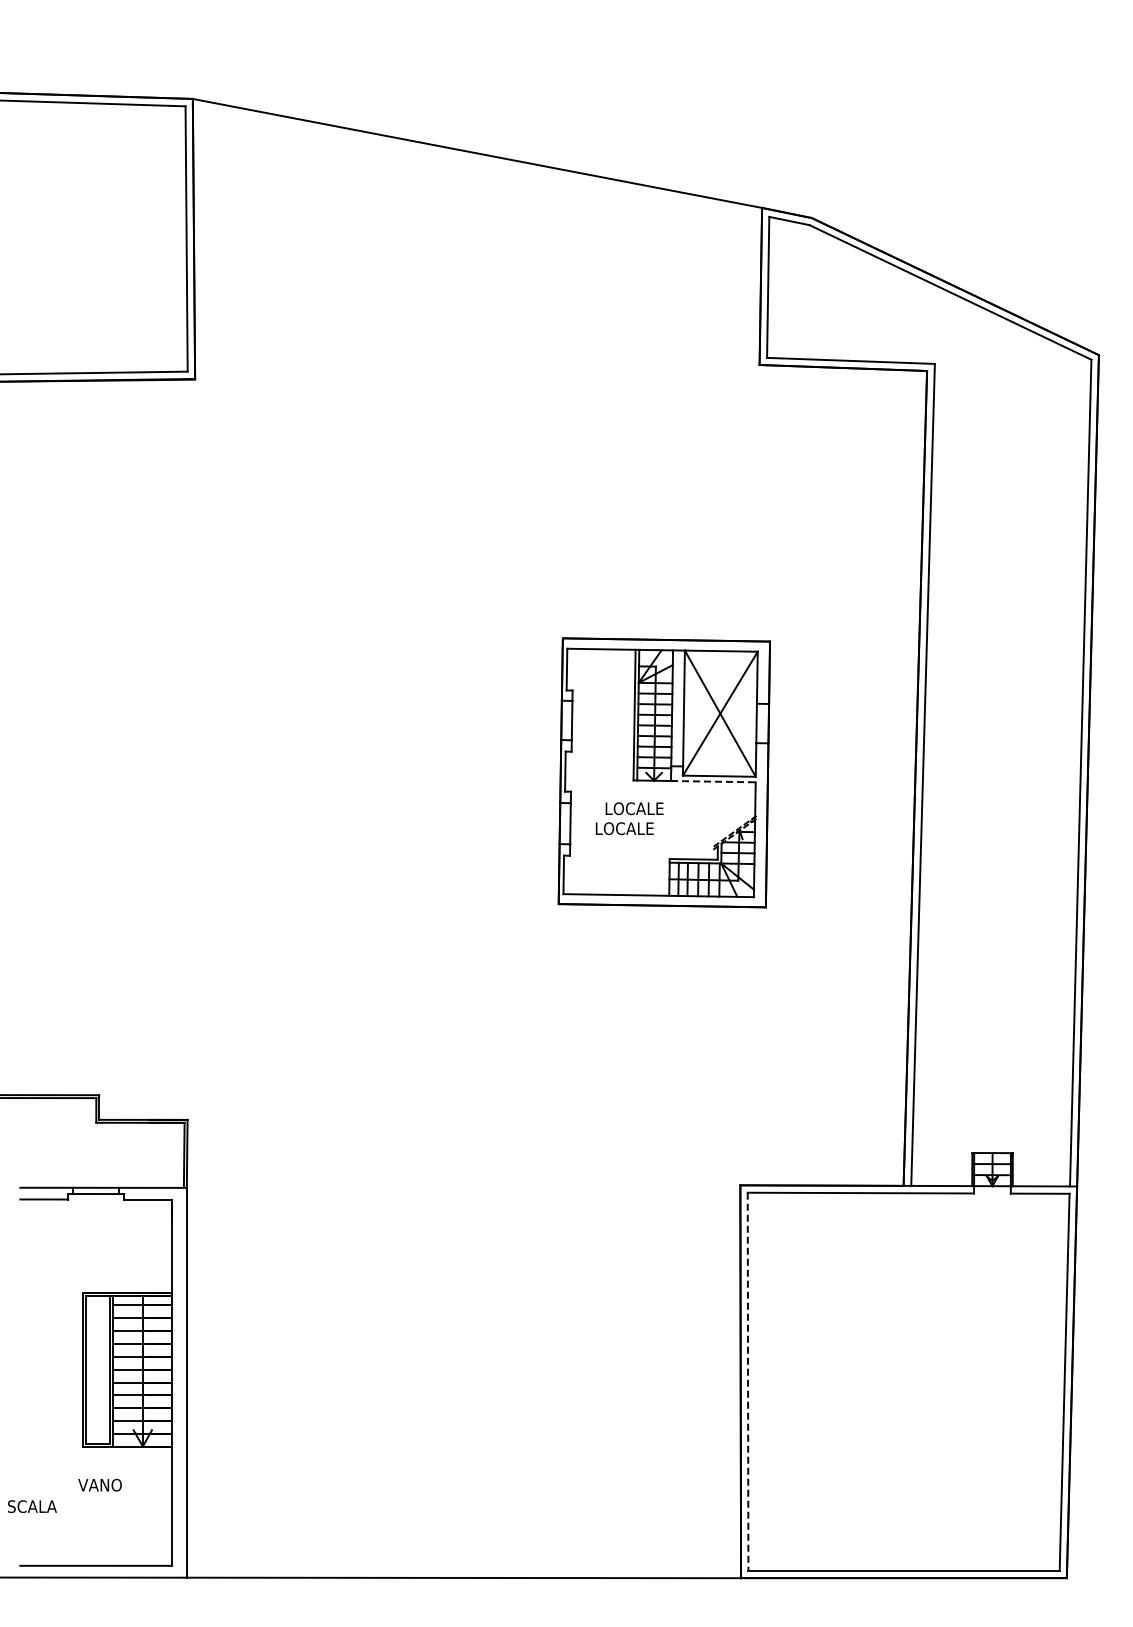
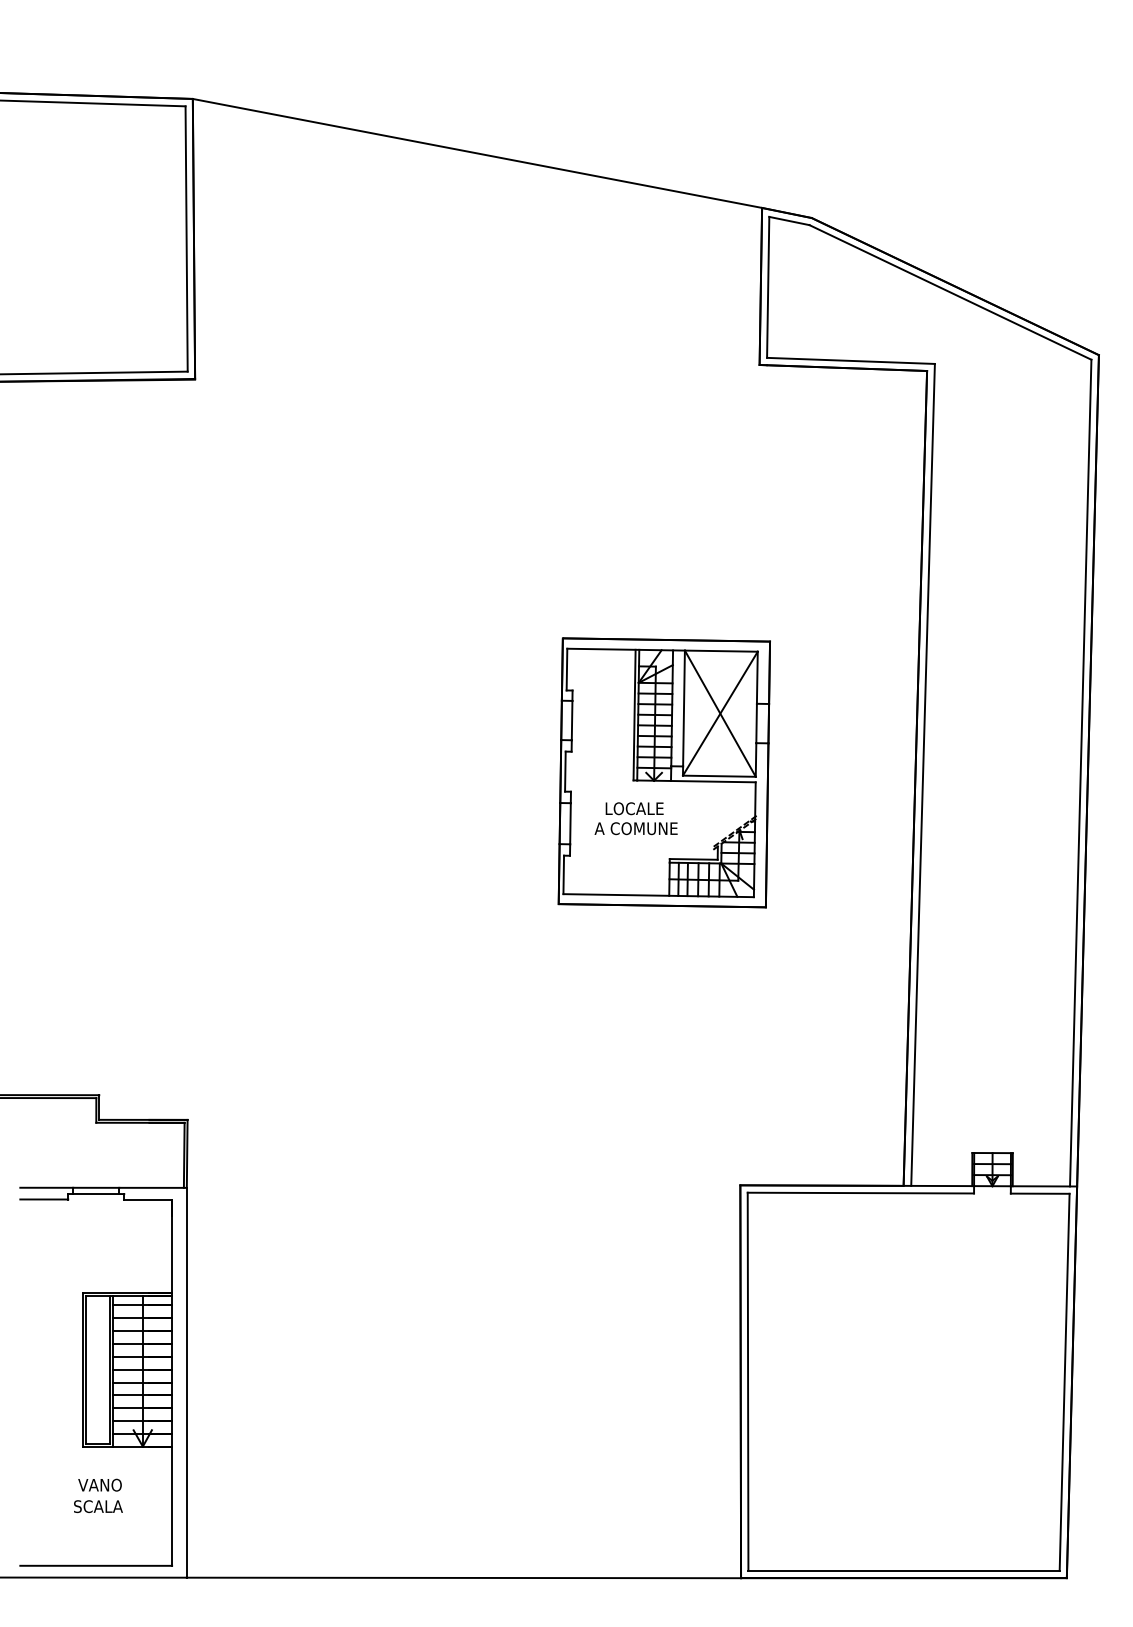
line: dashed -> solid (713, 781)
text: LOCALE -> A COMUNE (635, 828)
line: dashed -> solid (748, 1382)
text position: (32, 1506) -> (98, 1506) (98, 1506)
